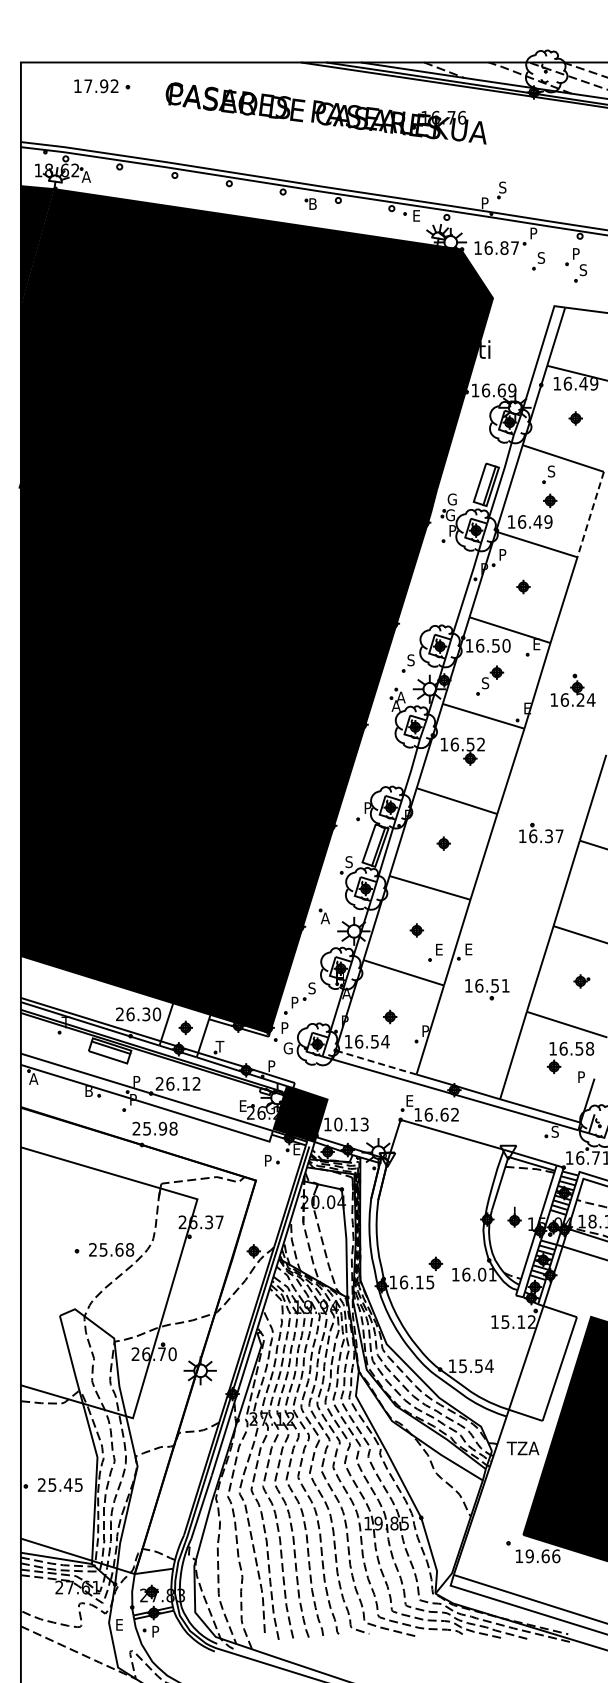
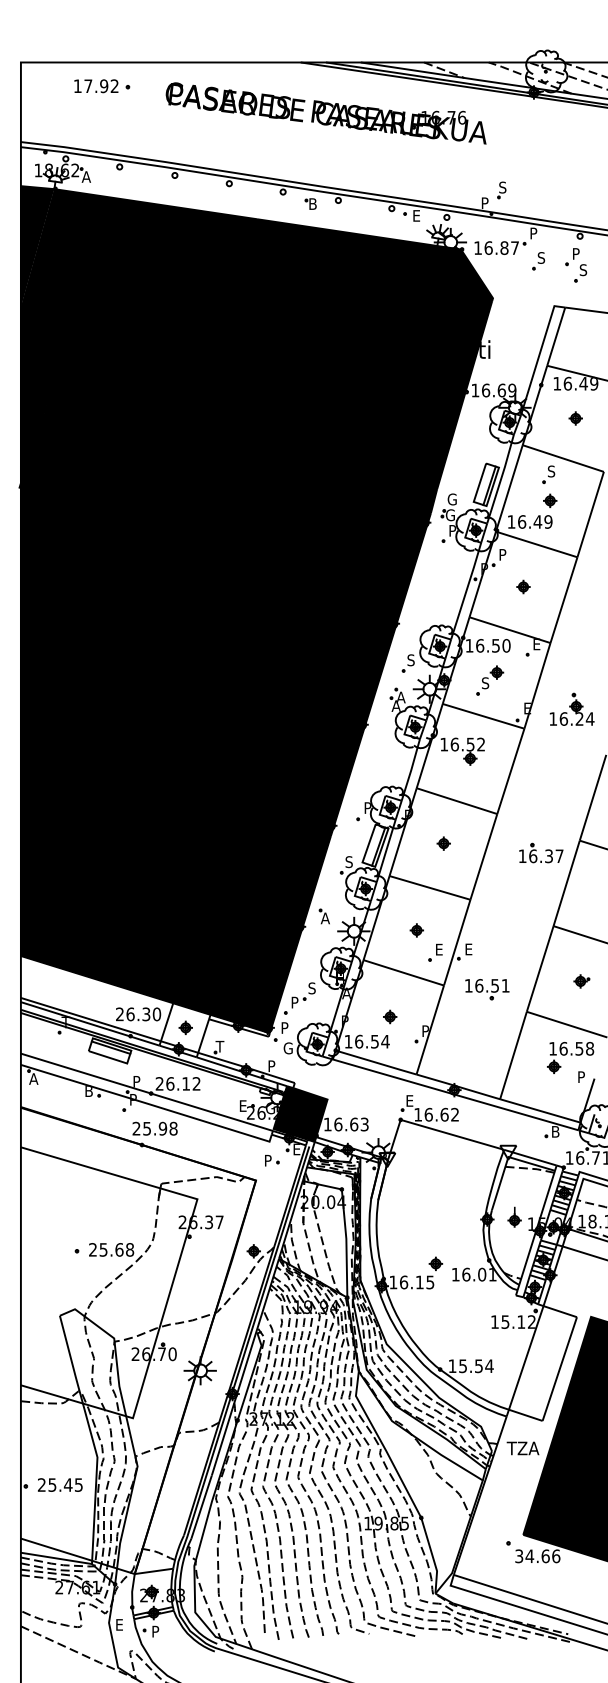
line: dashed -> solid (590, 514)
part position: (572, 689) -> (571, 708) (571, 708)
part position: (541, 832) -> (541, 852) (541, 852)
line: dashed -> solid (376, 1062)
text: 10.13 -> 16.63 (346, 1124)
text: S -> B (555, 1131)
text: 19.66 -> 34.66 (524, 1556)
